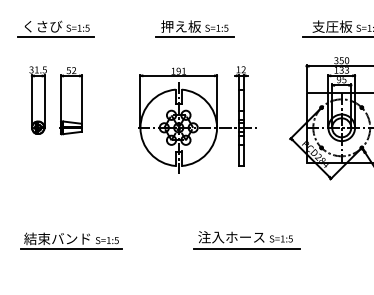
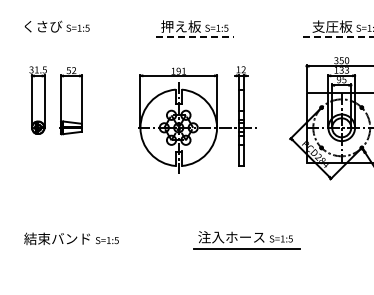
line: present -> none (55, 36)
line: solid -> dashed (194, 36)
line: solid -> dashed (338, 36)
line: present -> none (71, 248)
